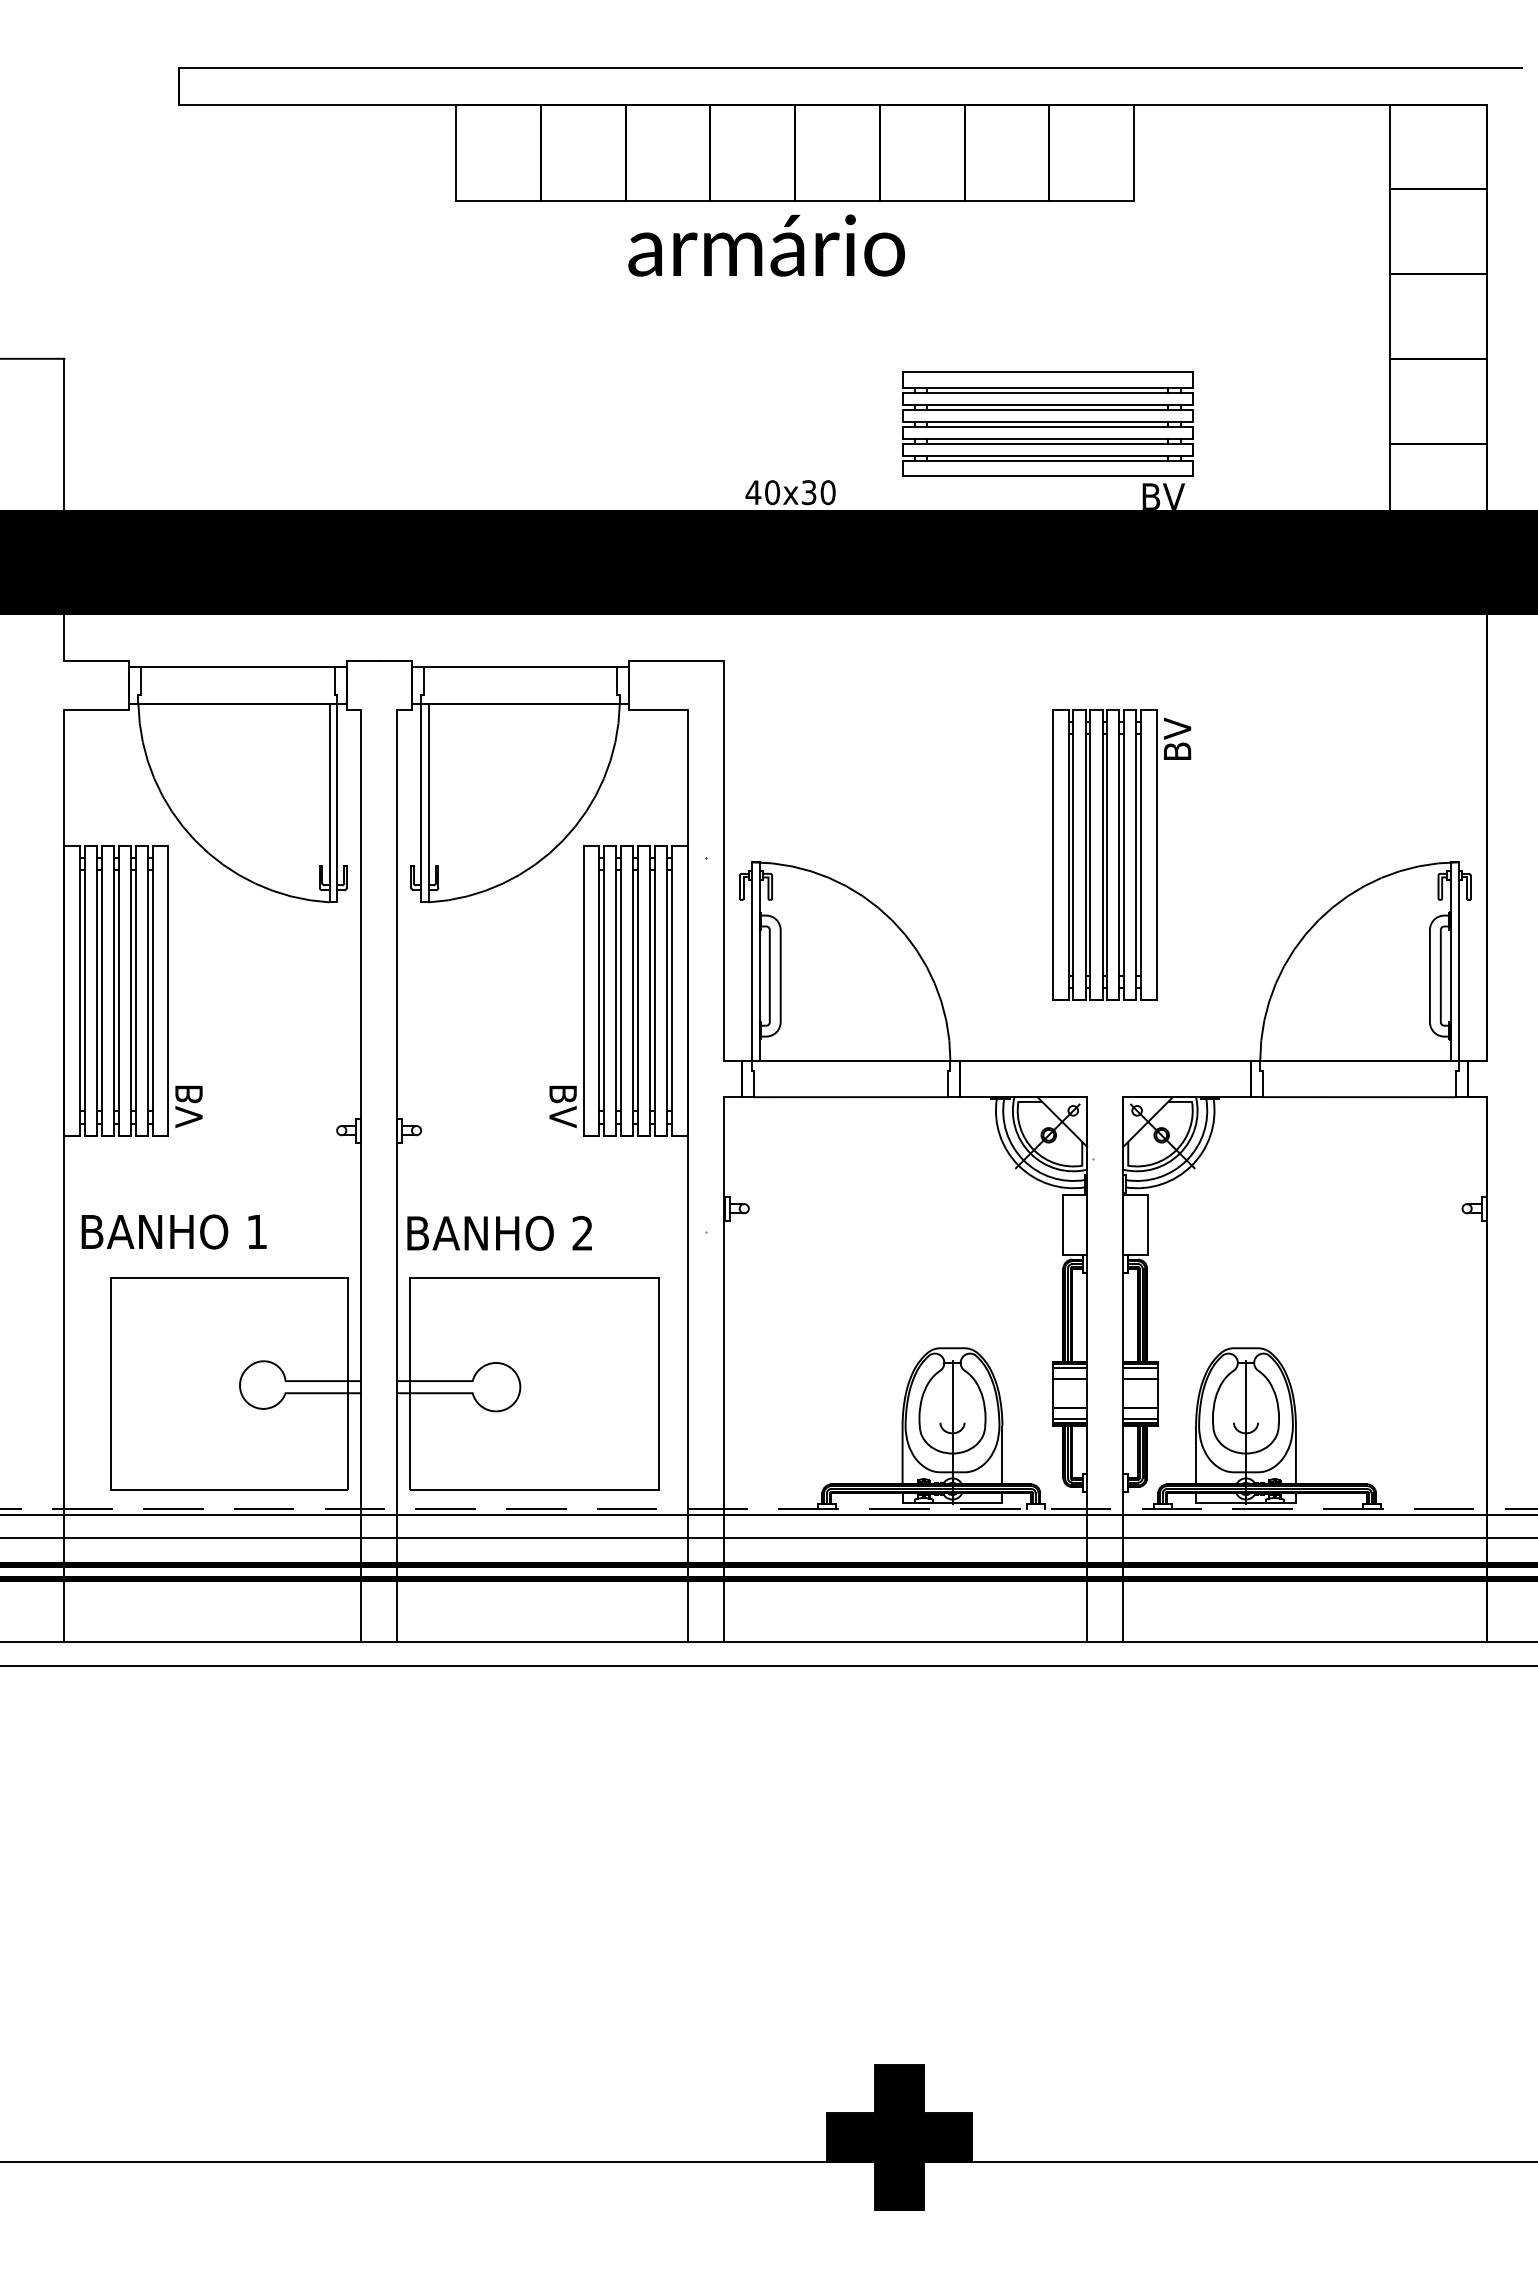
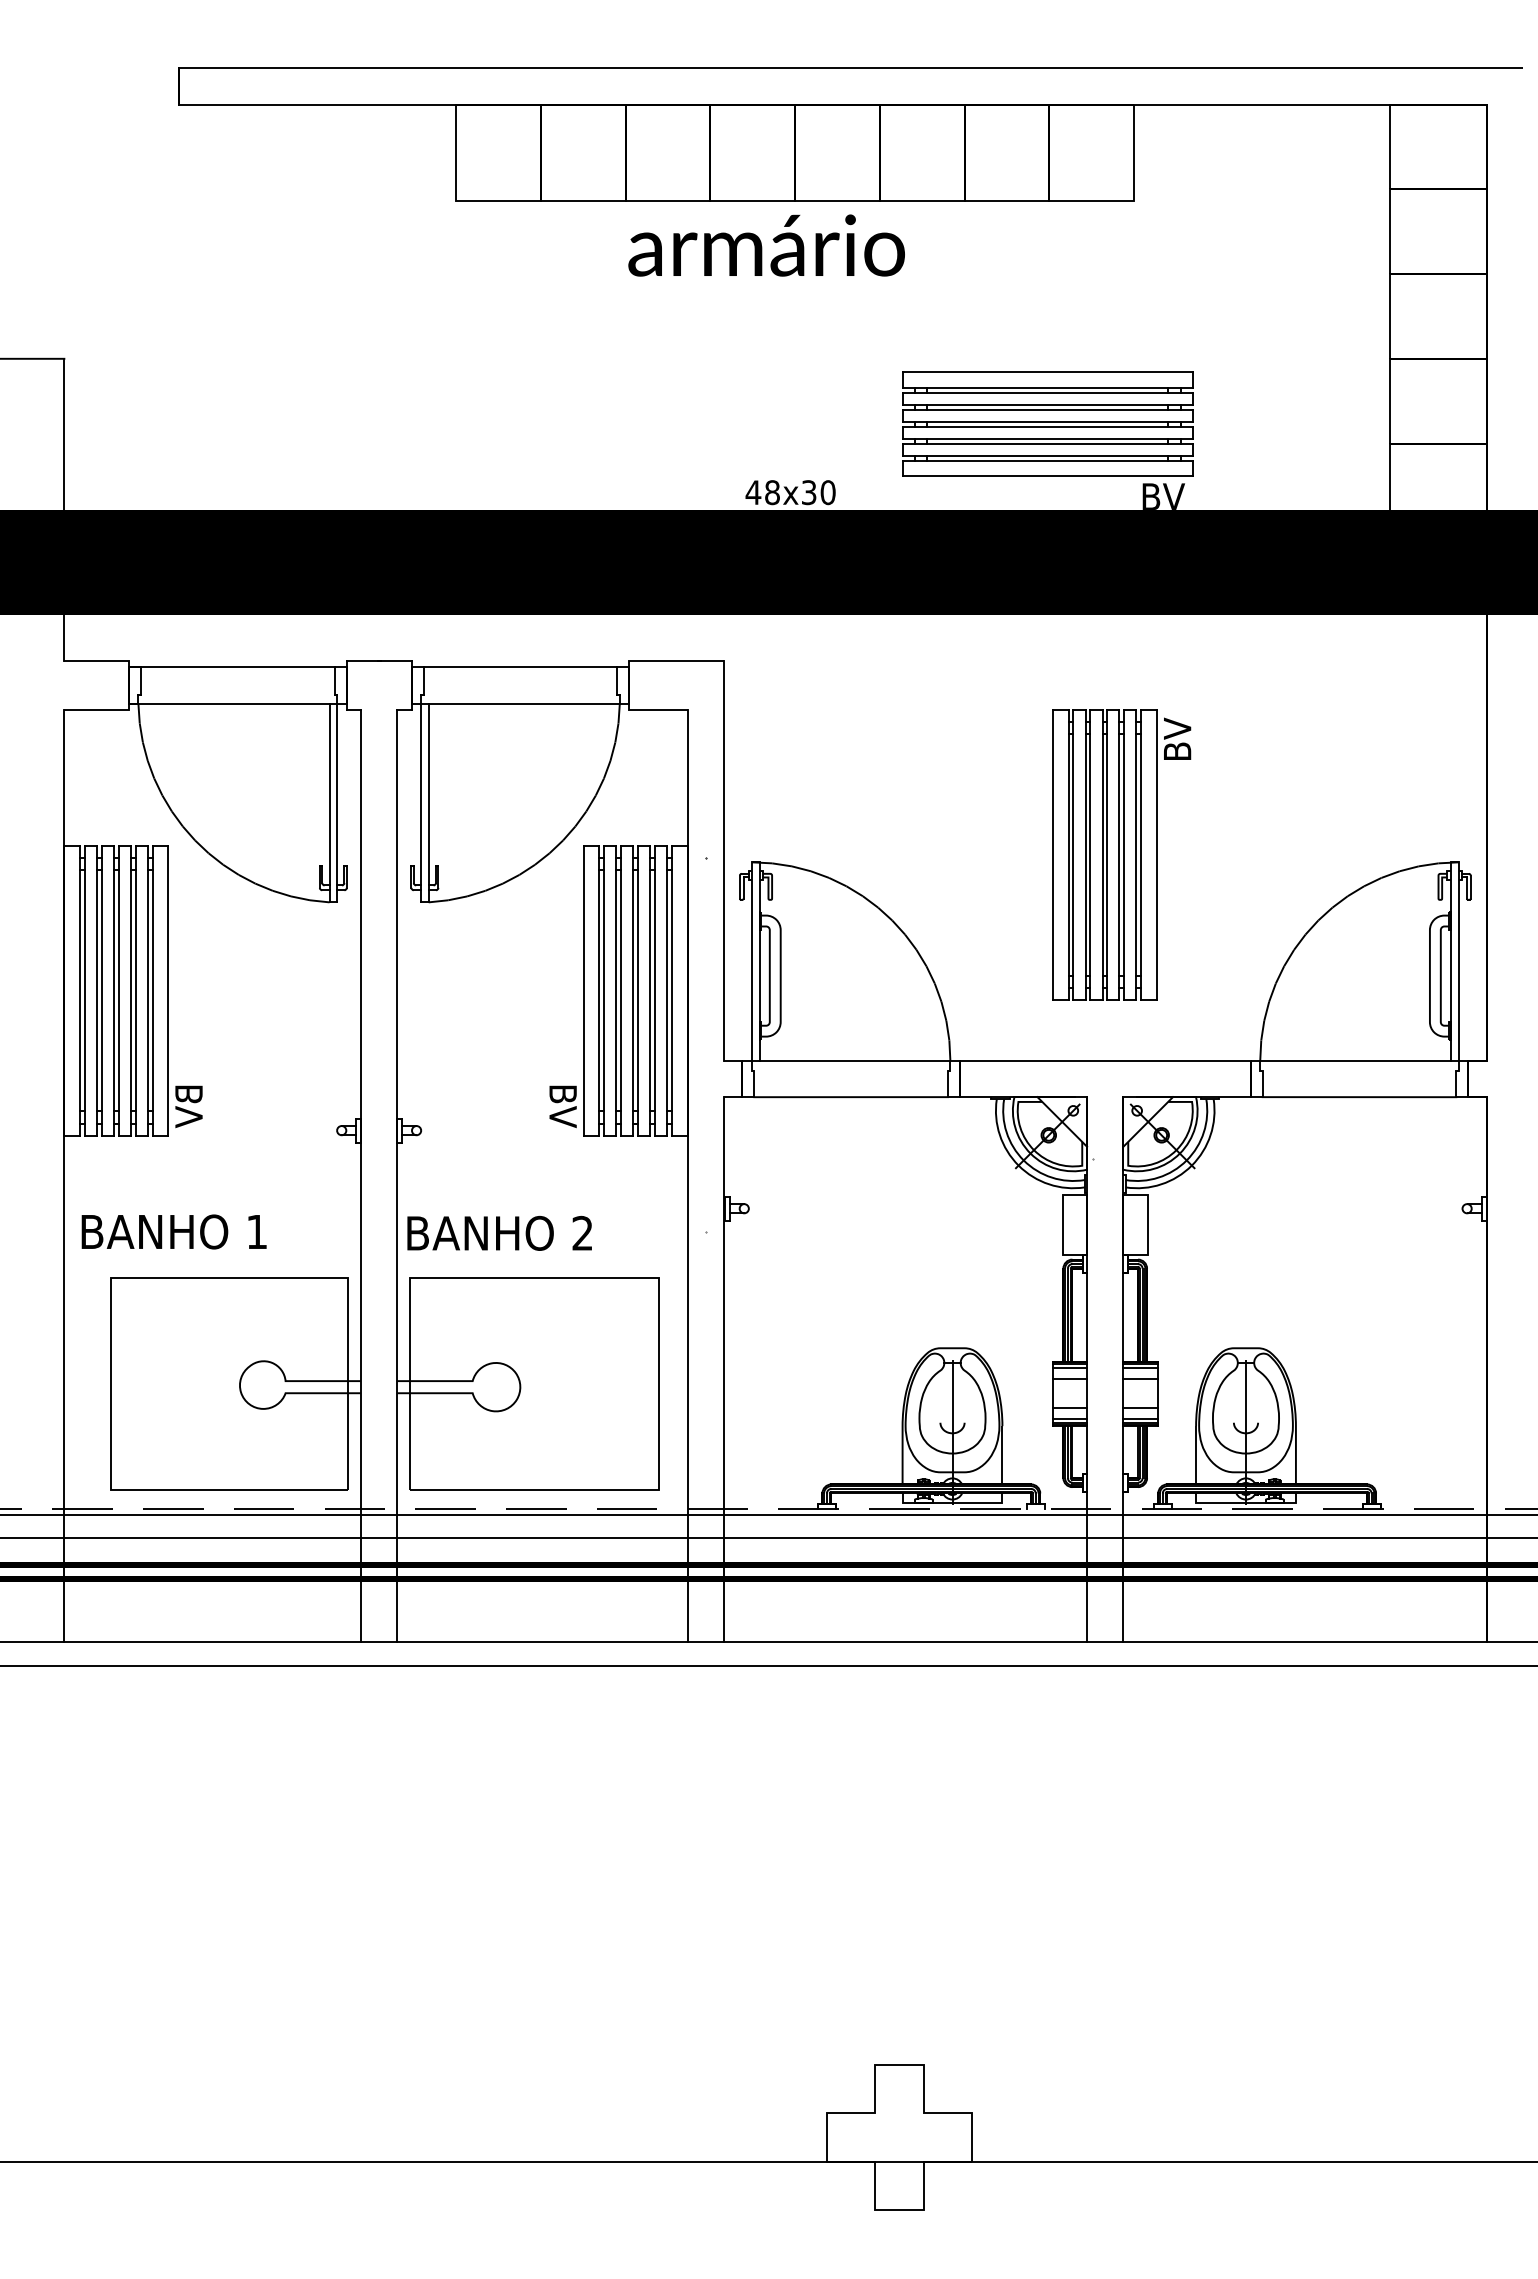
text: 40x30 -> 48x30 (772, 492)
fill: present -> none (899, 2137)
